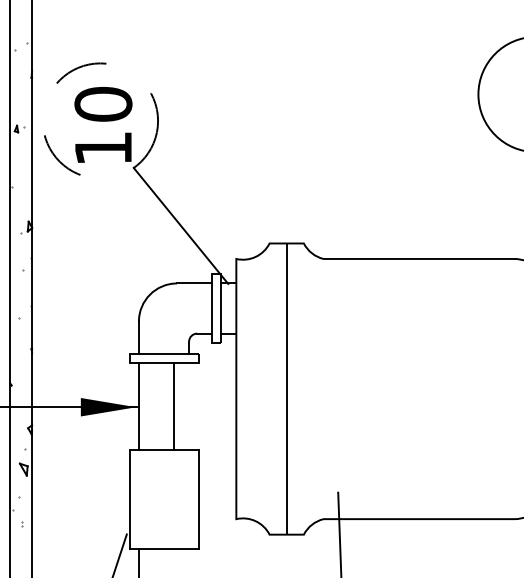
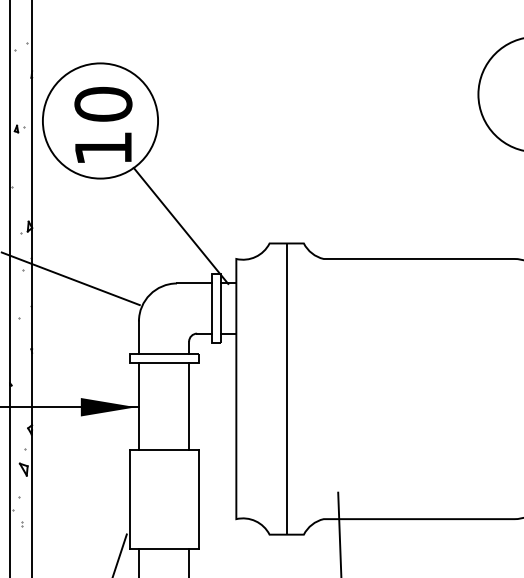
circle: dashed -> solid (100, 120)
line: none -> present (70, 278)
line position: (174, 405) -> (189, 405) (189, 405)
line: none -> present (189, 561)
